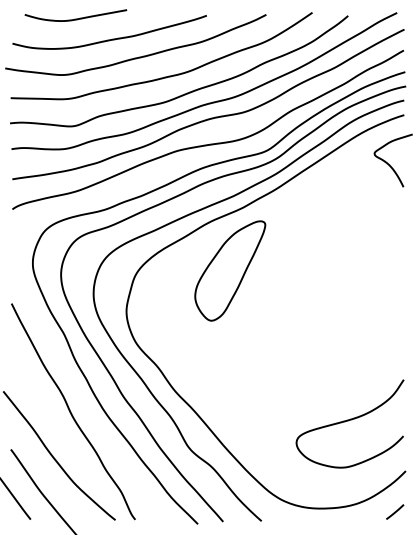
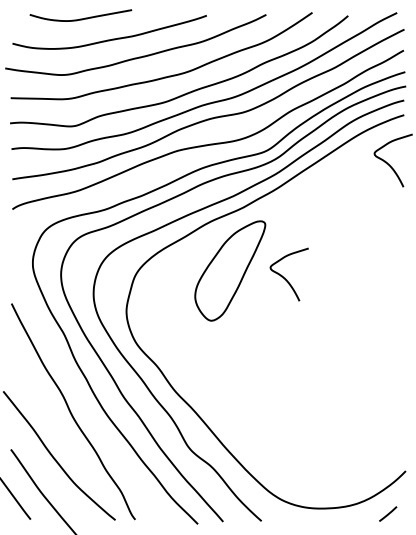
curve position: (75, 18) -> (80, 18) (80, 18)
curve: none -> present (284, 277)
curve: present -> none (348, 421)
line position: (395, 511) -> (388, 513) (388, 513)
